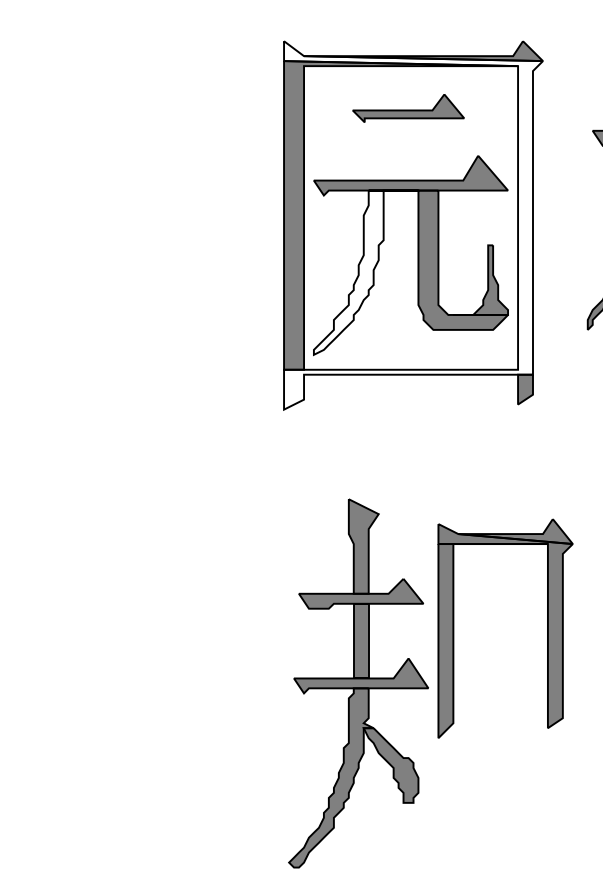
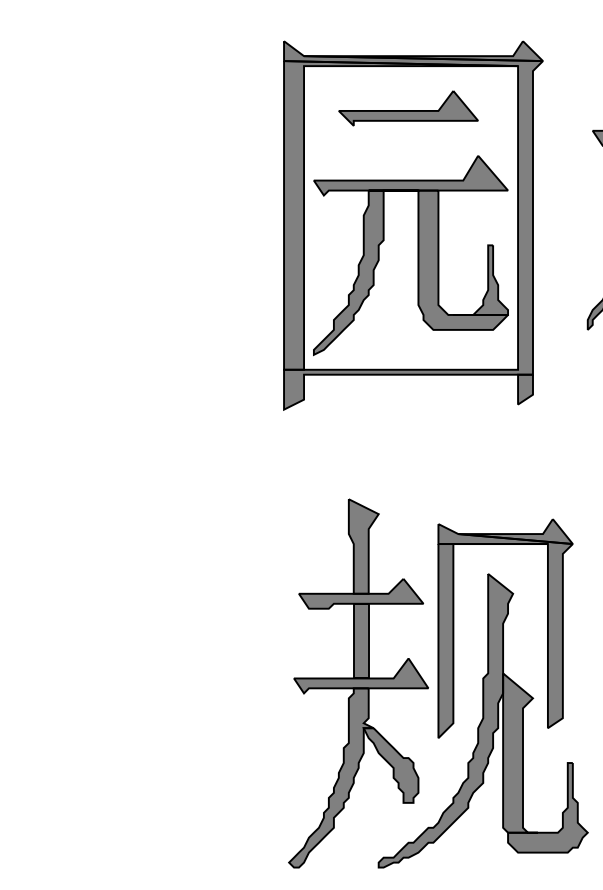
part size: 113x29 px -> 141x37 px (408, 108)
fill: none -> present (413, 225)
fill: none -> present (365, 272)
part: none -> present (482, 720)
